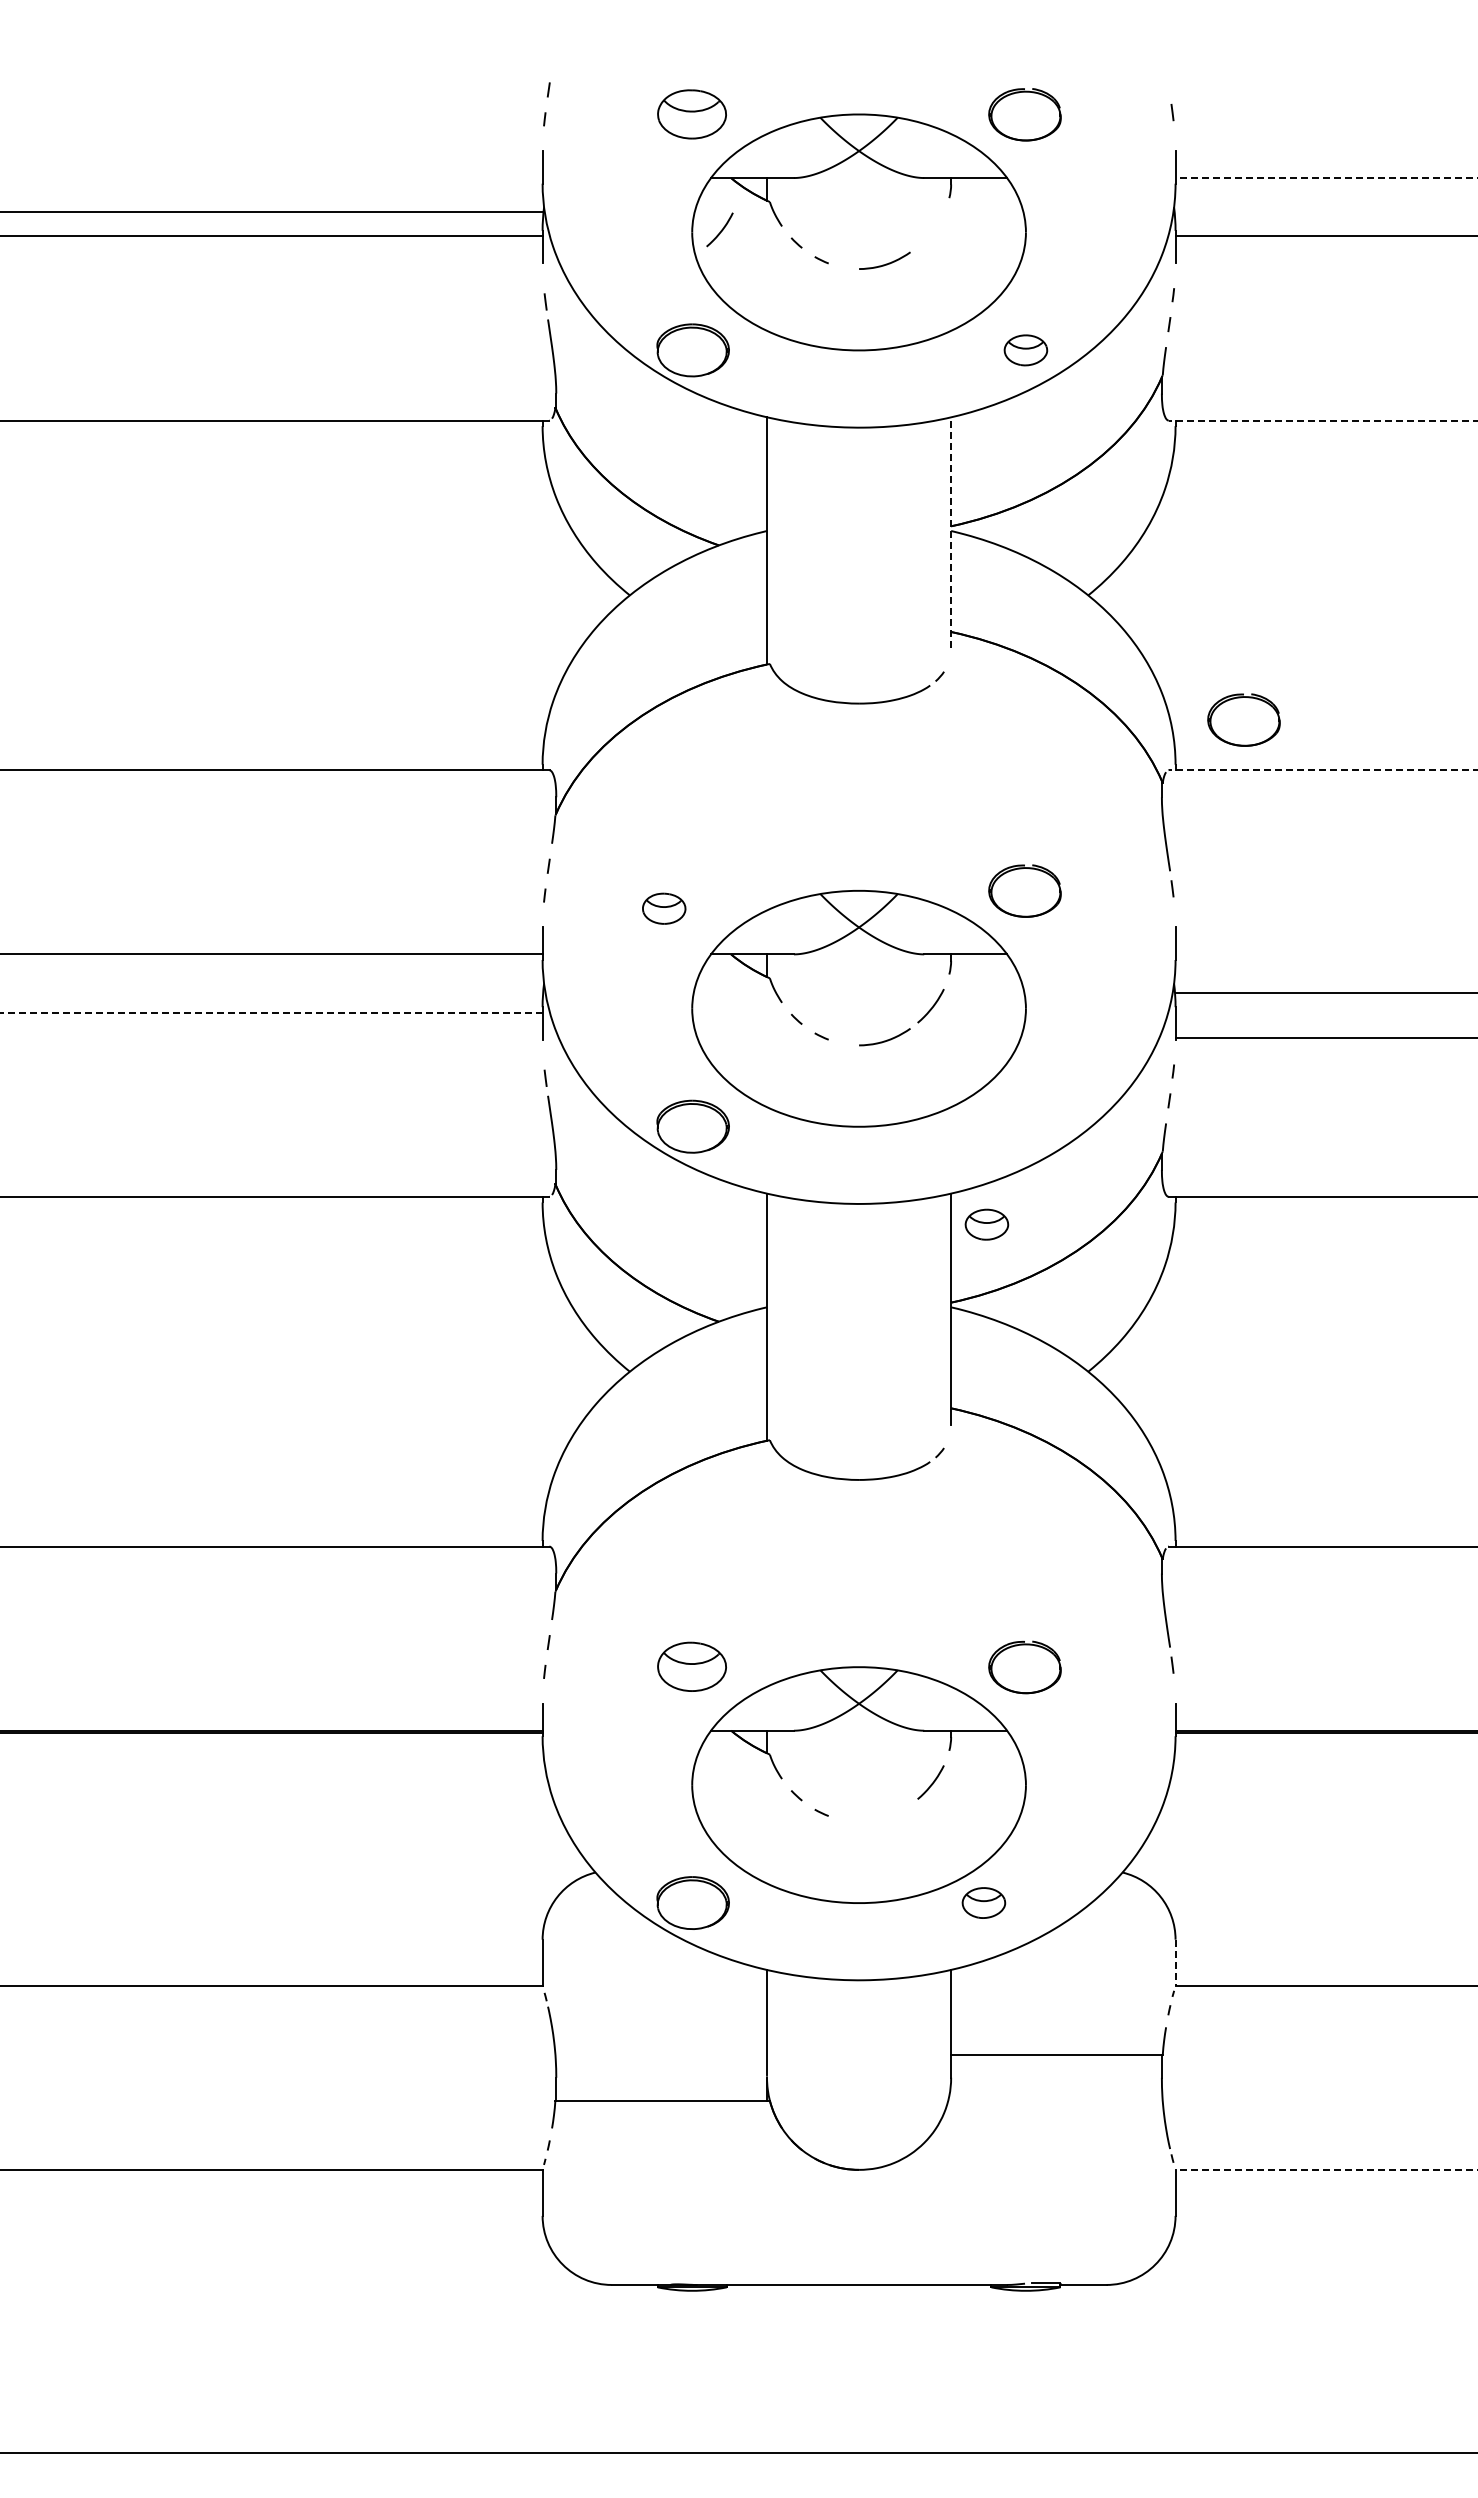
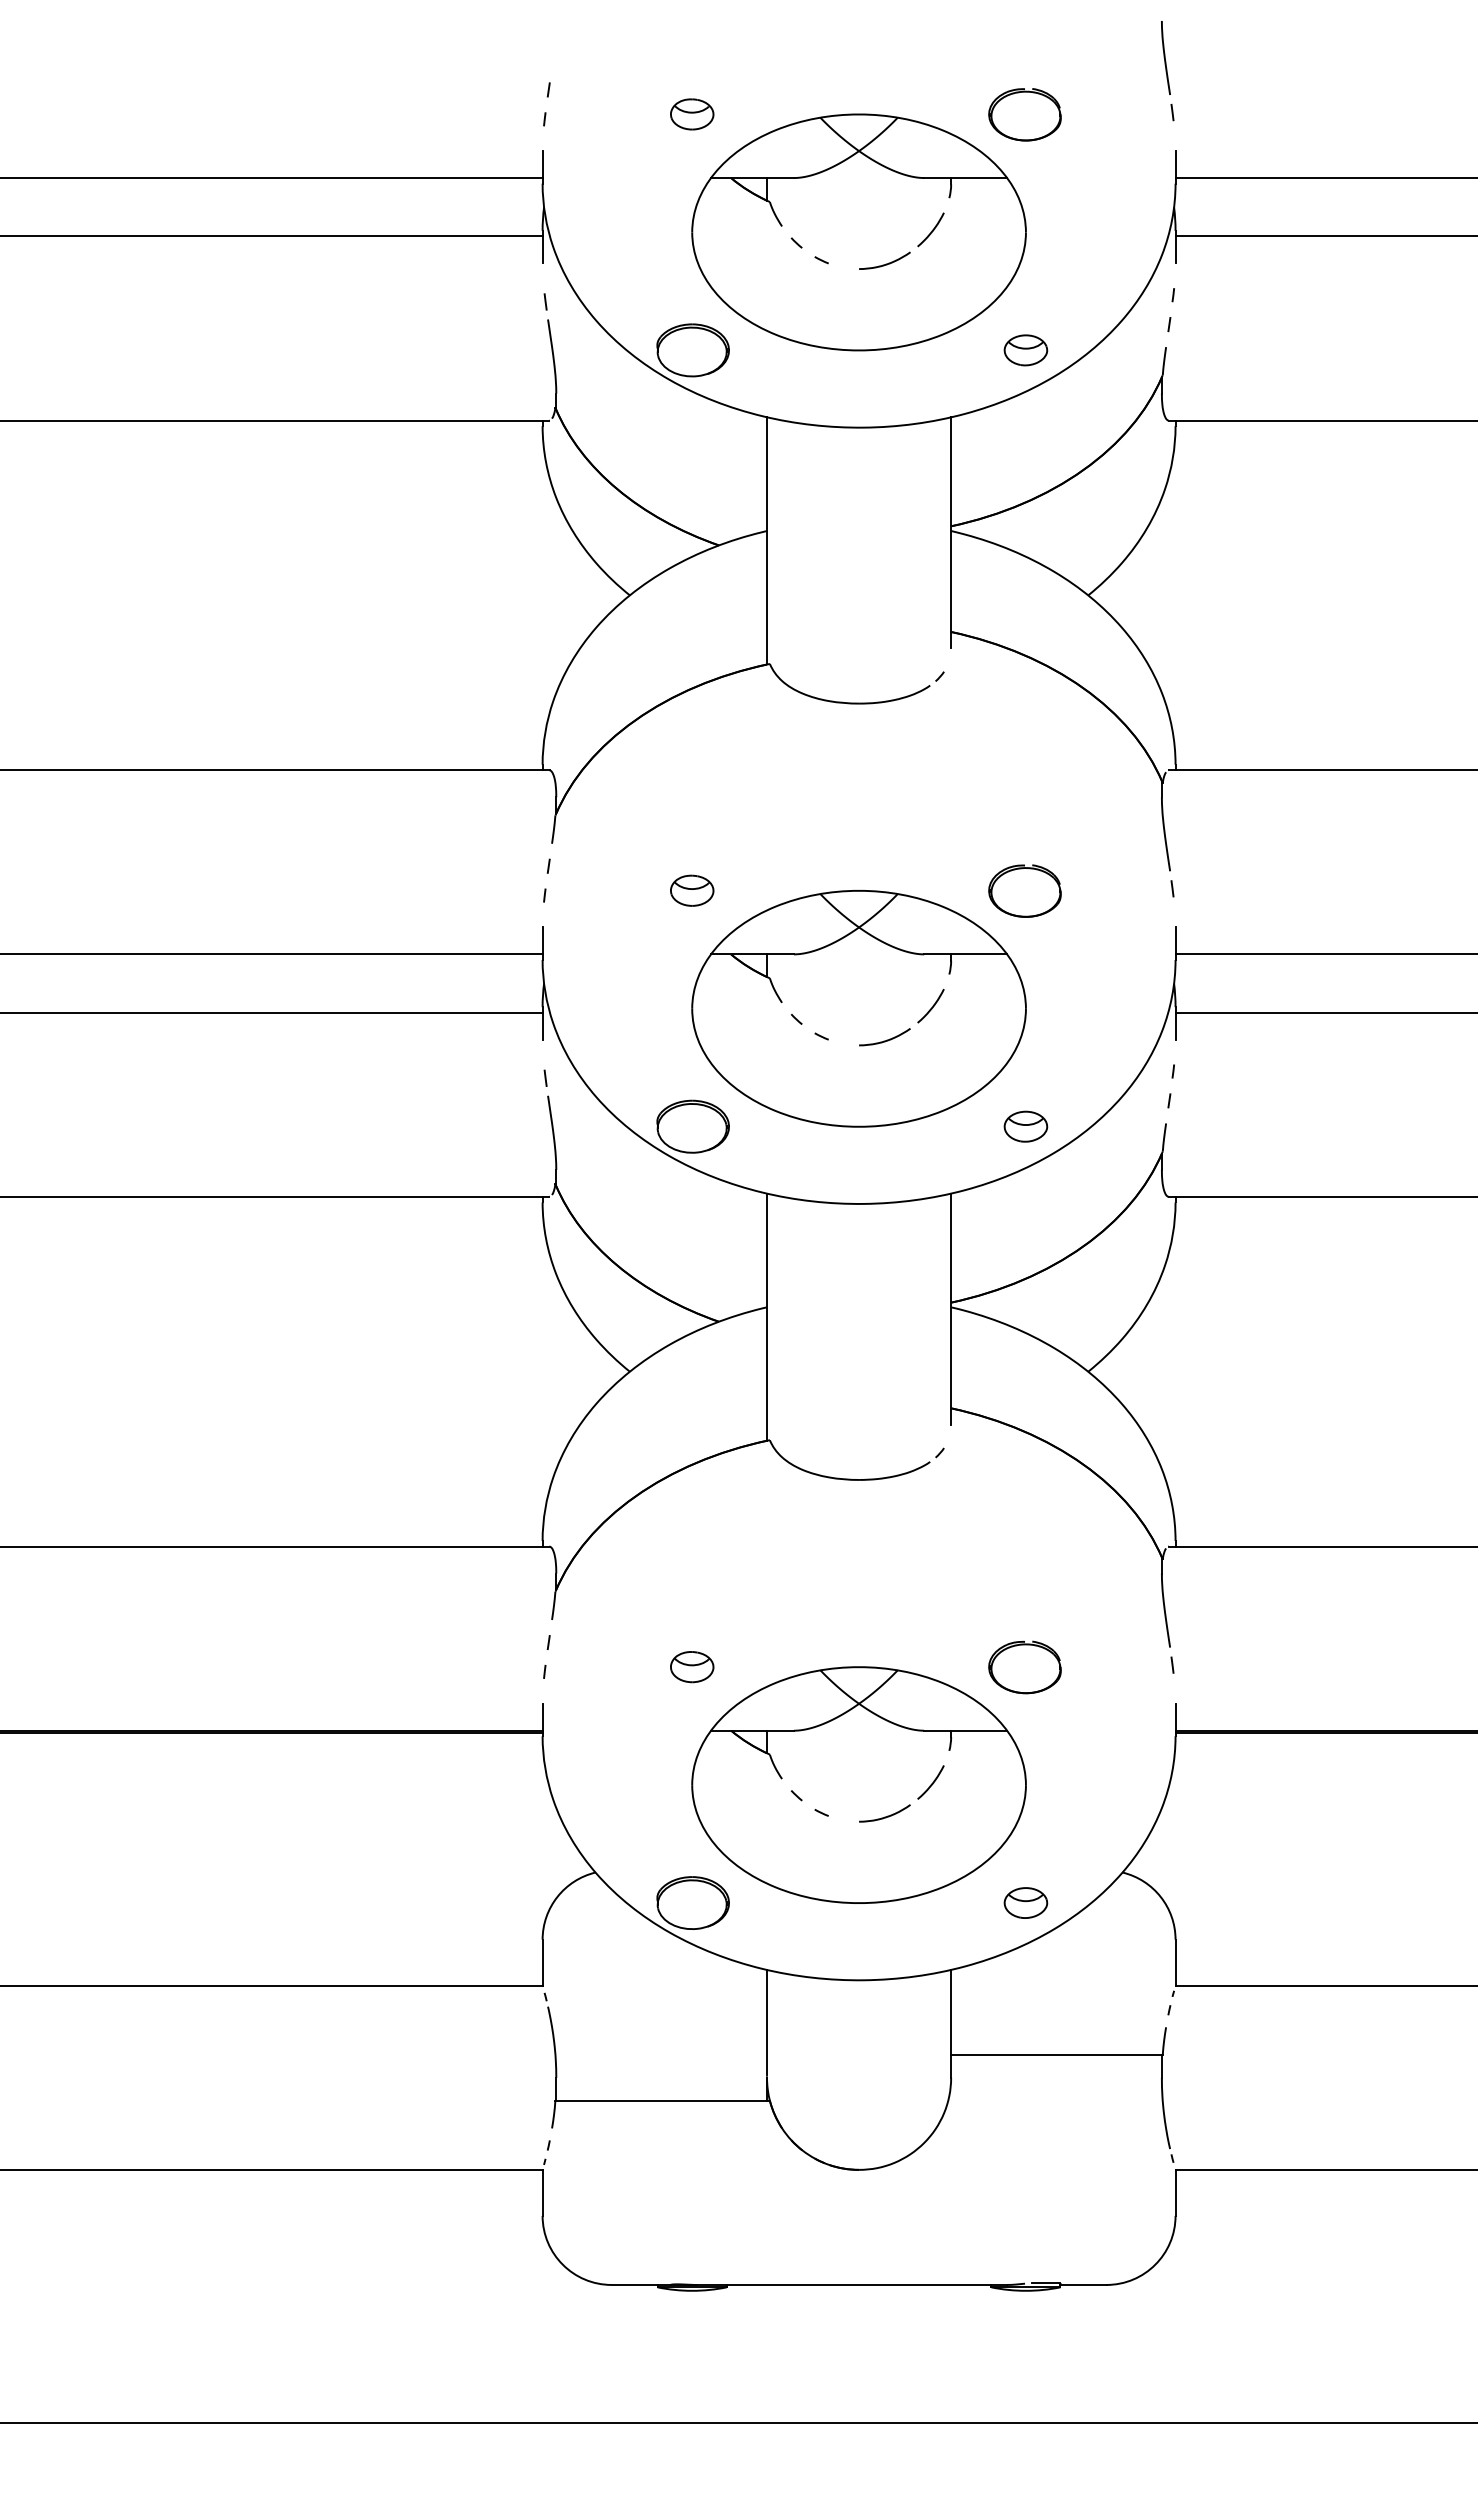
curve: none -> present (1165, 57)
part size: 70x51 px -> 45x33 px (692, 114)
line: dashed -> solid (1326, 178)
line position: (272, 212) -> (272, 178) (272, 178)
curve position: (720, 230) -> (931, 230) (931, 230)
line: dashed -> solid (1322, 420)
line: dashed -> solid (951, 532)
part: present -> none (1243, 719)
line: dashed -> solid (1322, 770)
part position: (664, 908) -> (692, 890) (692, 890)
line position: (1324, 993) -> (1324, 954) (1324, 954)
line: dashed -> solid (271, 1012)
line position: (1324, 1037) -> (1324, 1012) (1324, 1012)
part position: (986, 1224) -> (1025, 1126) (1025, 1126)
part size: 70x51 px -> 45x33 px (692, 1667)
curve: none -> present (884, 1816)
part position: (983, 1902) -> (1025, 1902) (1025, 1902)
line: dashed -> solid (1175, 1963)
line: dashed -> solid (1326, 2169)
line position: (738, 2453) -> (738, 2423) (738, 2423)
